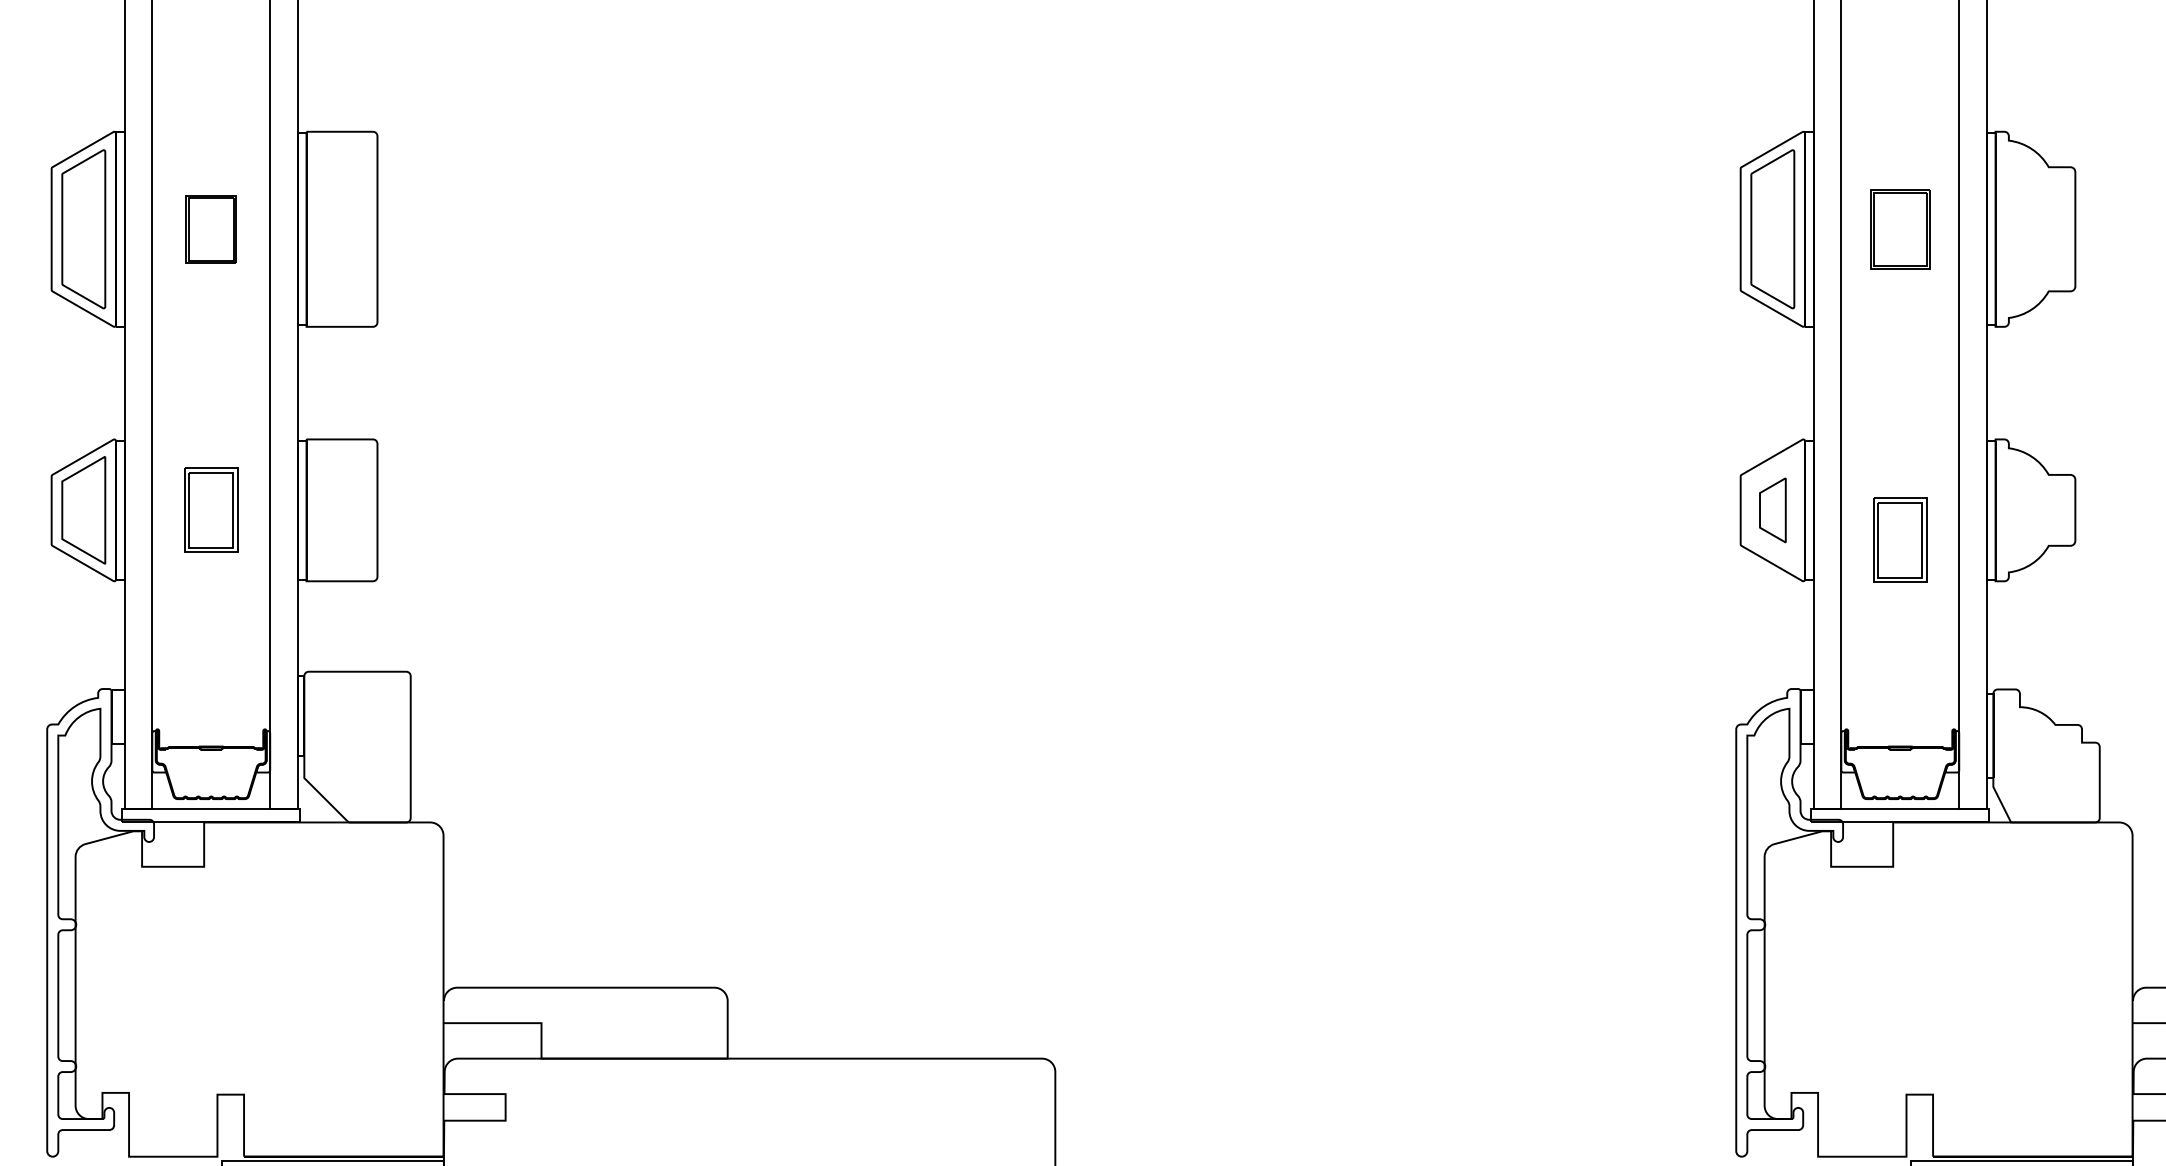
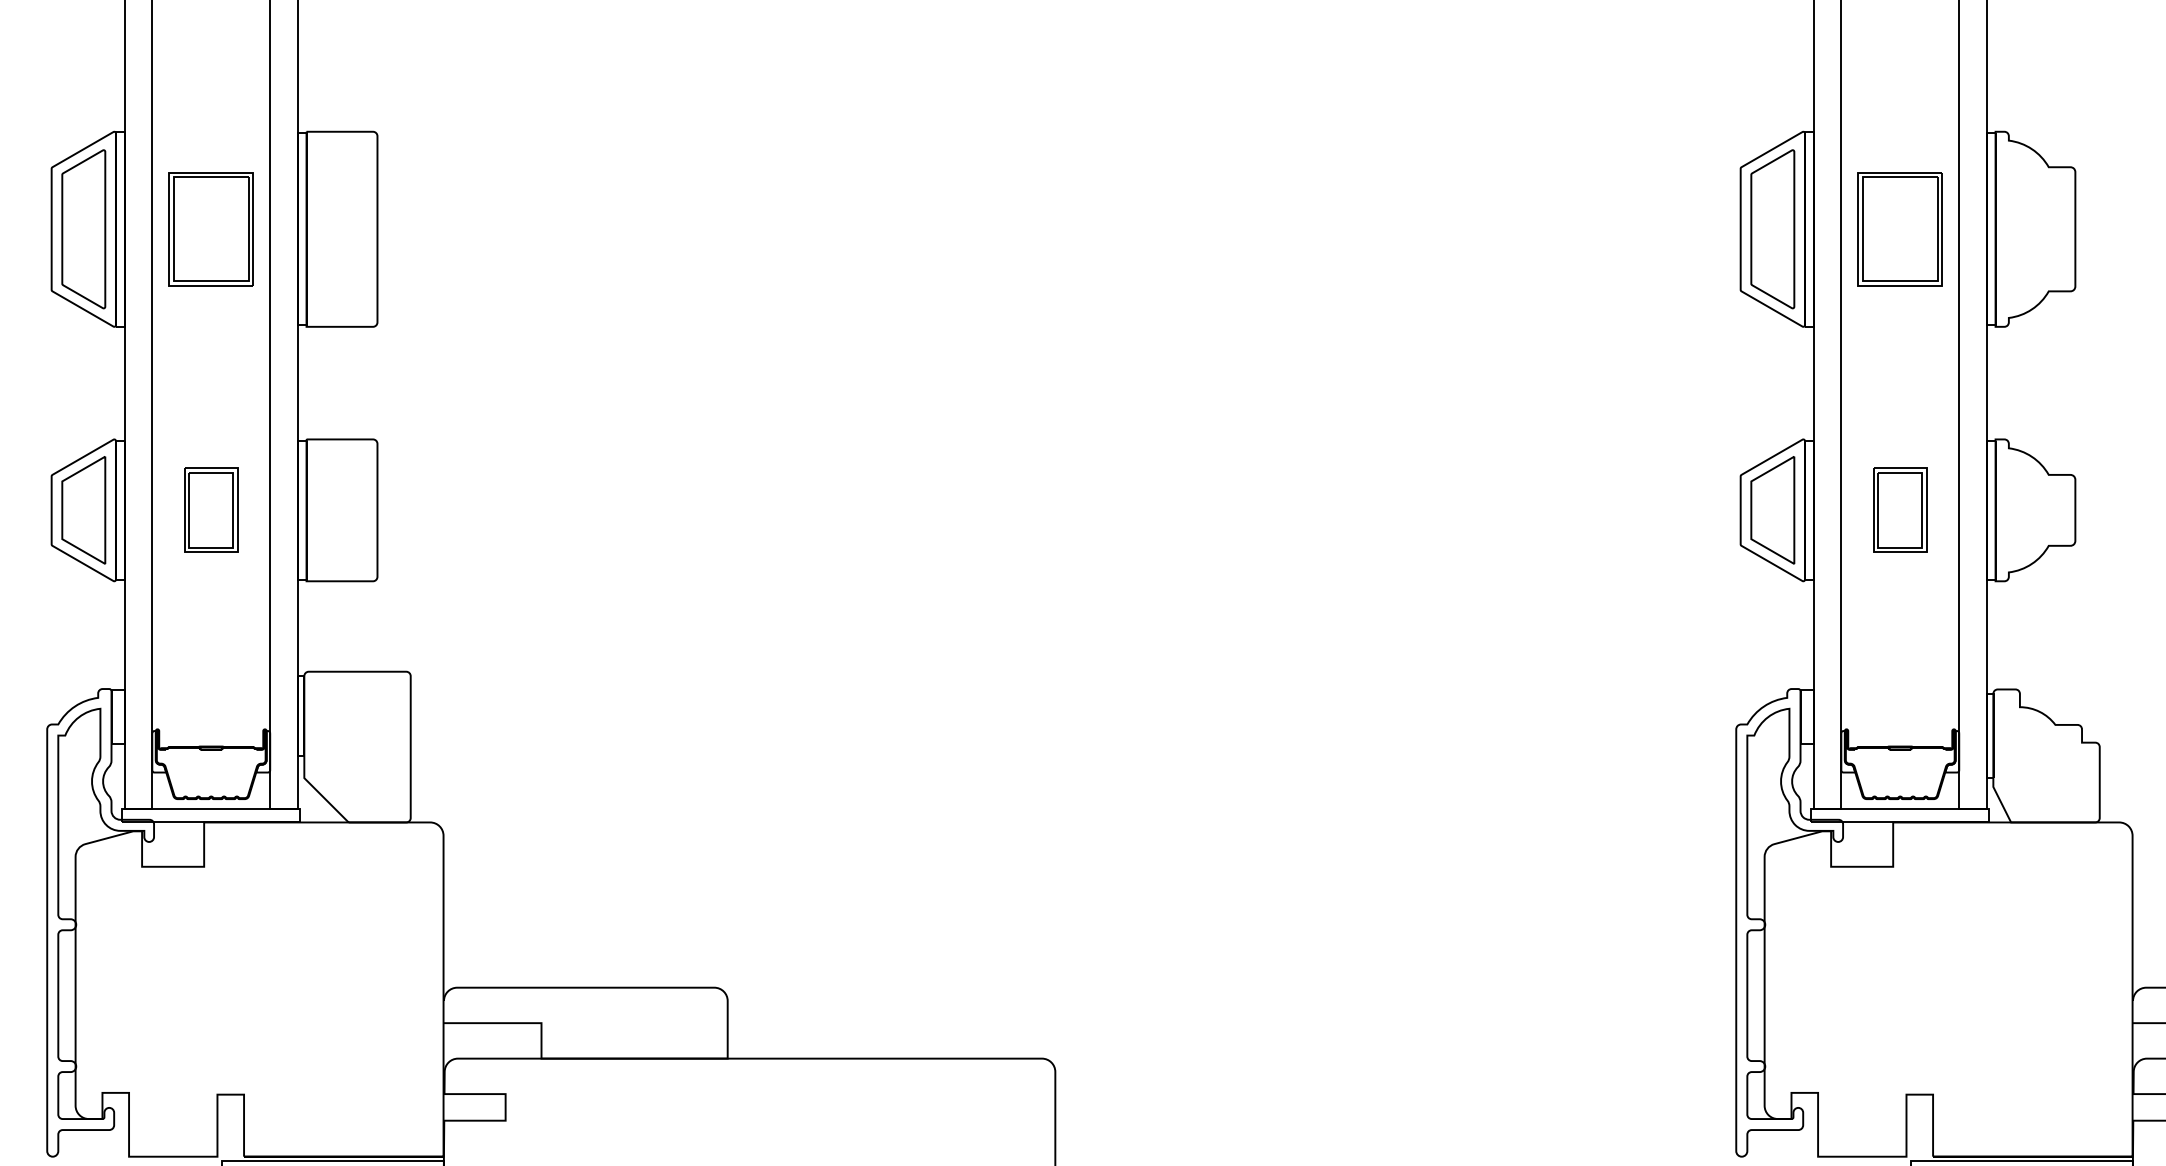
part size: 52x69 px -> 86x115 px (210, 229)
part size: 61x81 px -> 86x115 px (1899, 229)
part size: 28x67 px -> 46x109 px (1772, 510)
part position: (1900, 539) -> (1900, 509) (1900, 509)
